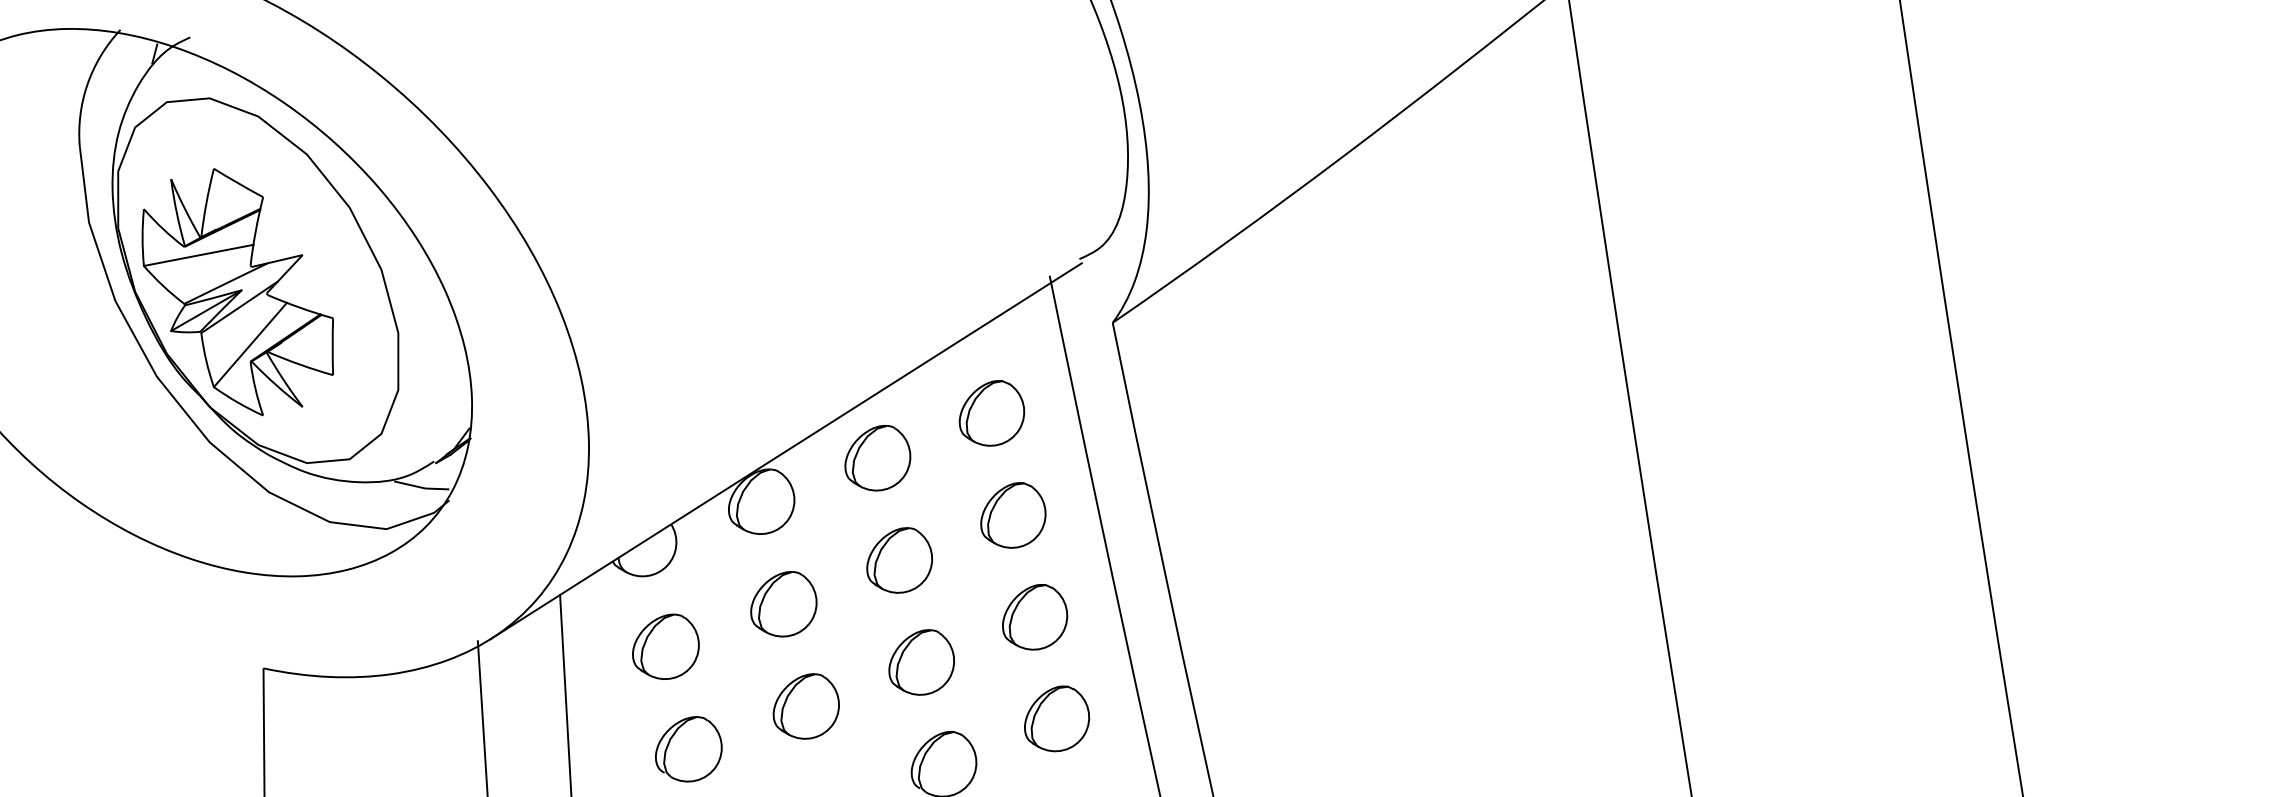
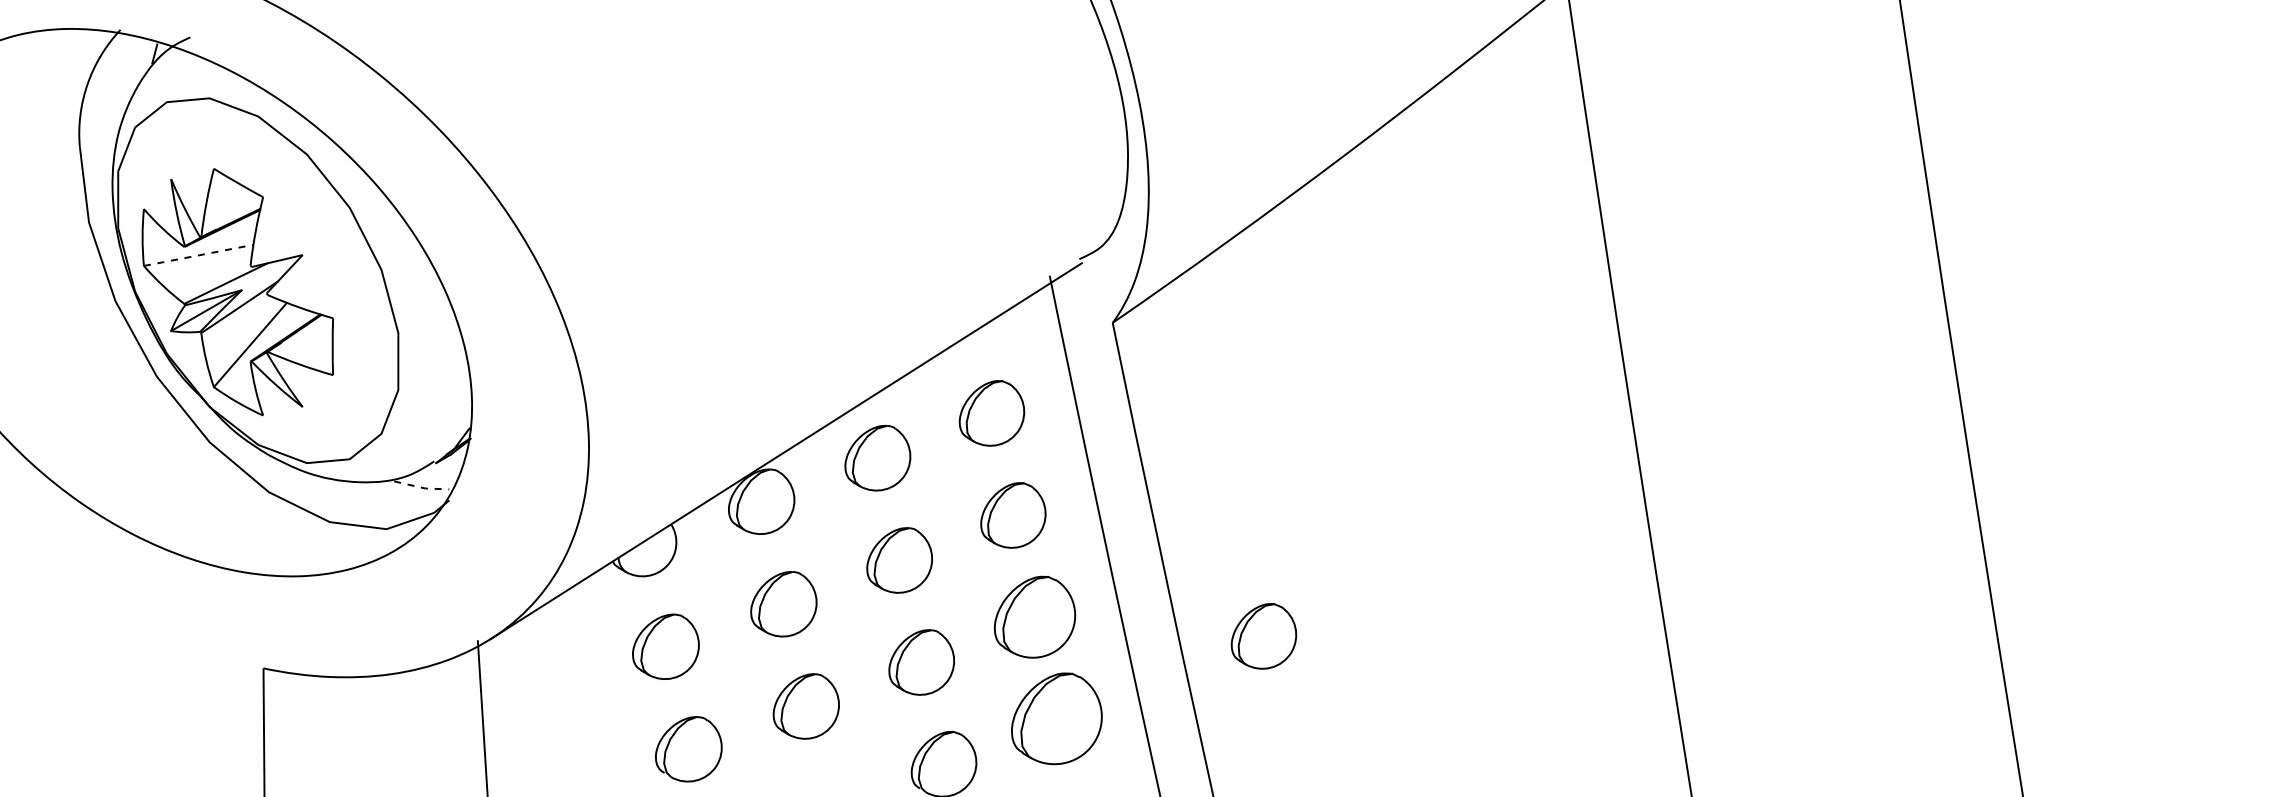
line: solid -> dashed (198, 255)
line: solid -> dashed (421, 487)
part size: 67x67 px -> 84x84 px (1034, 616)
part: none -> present (1263, 636)
line: present -> none (565, 693)
part size: 67x68 px -> 92x94 px (1056, 718)
